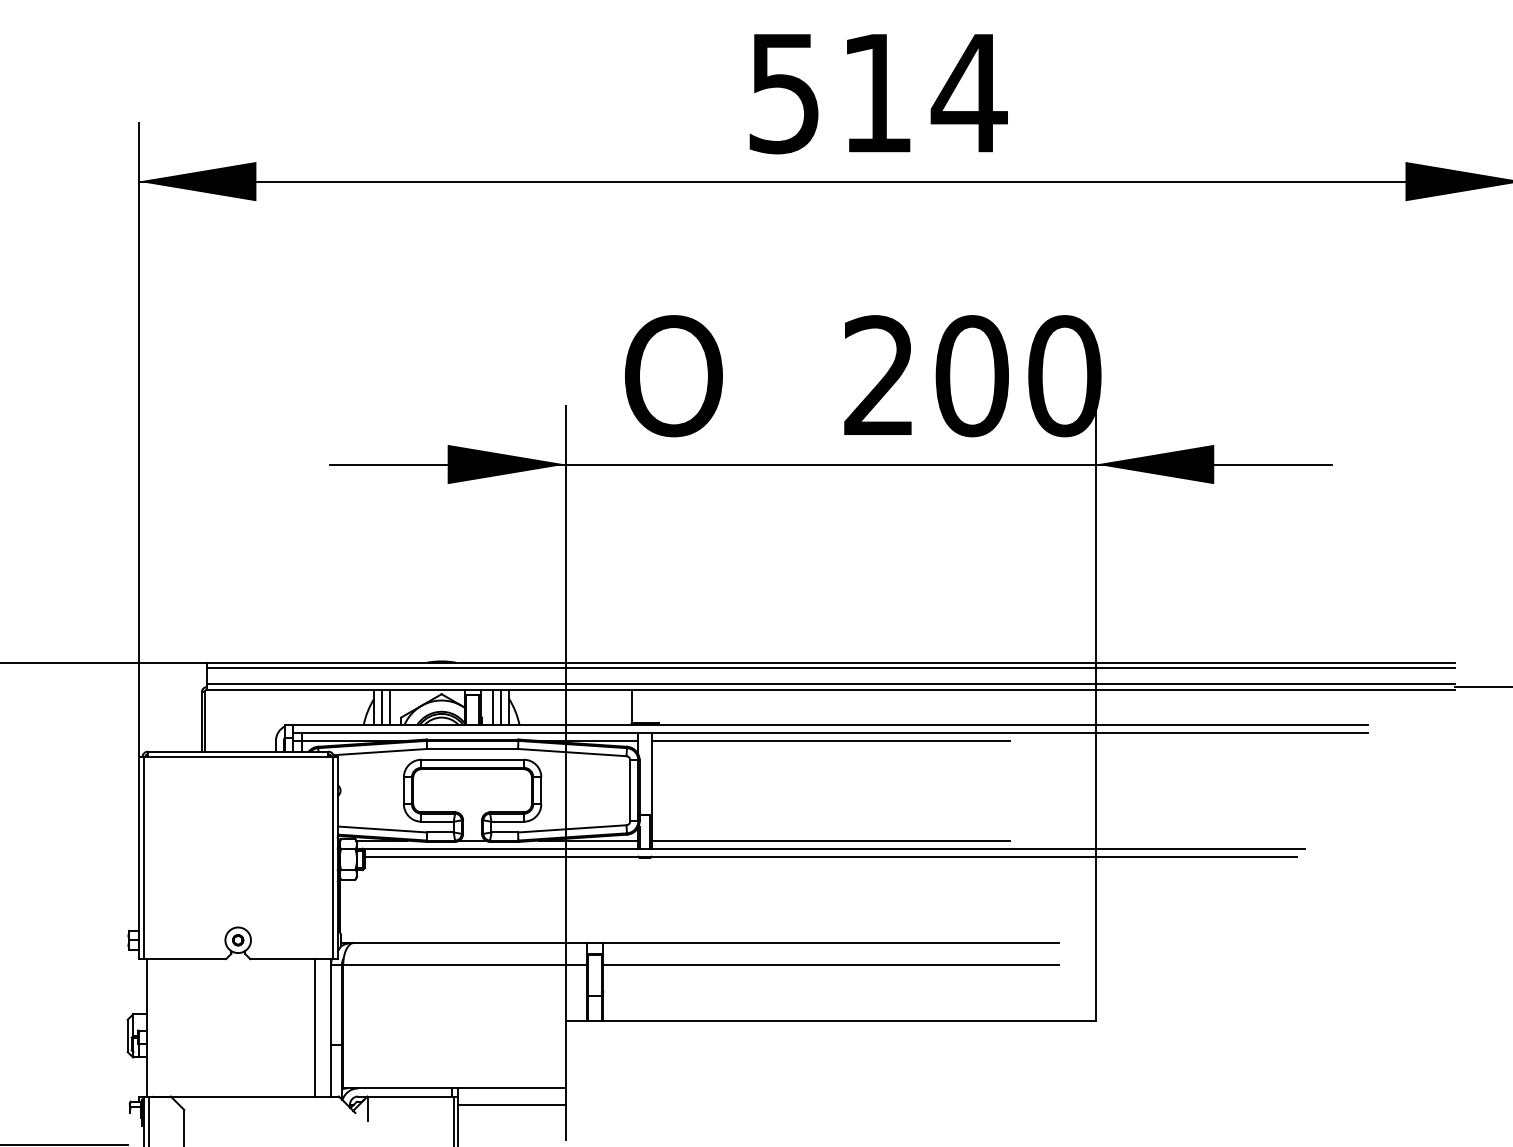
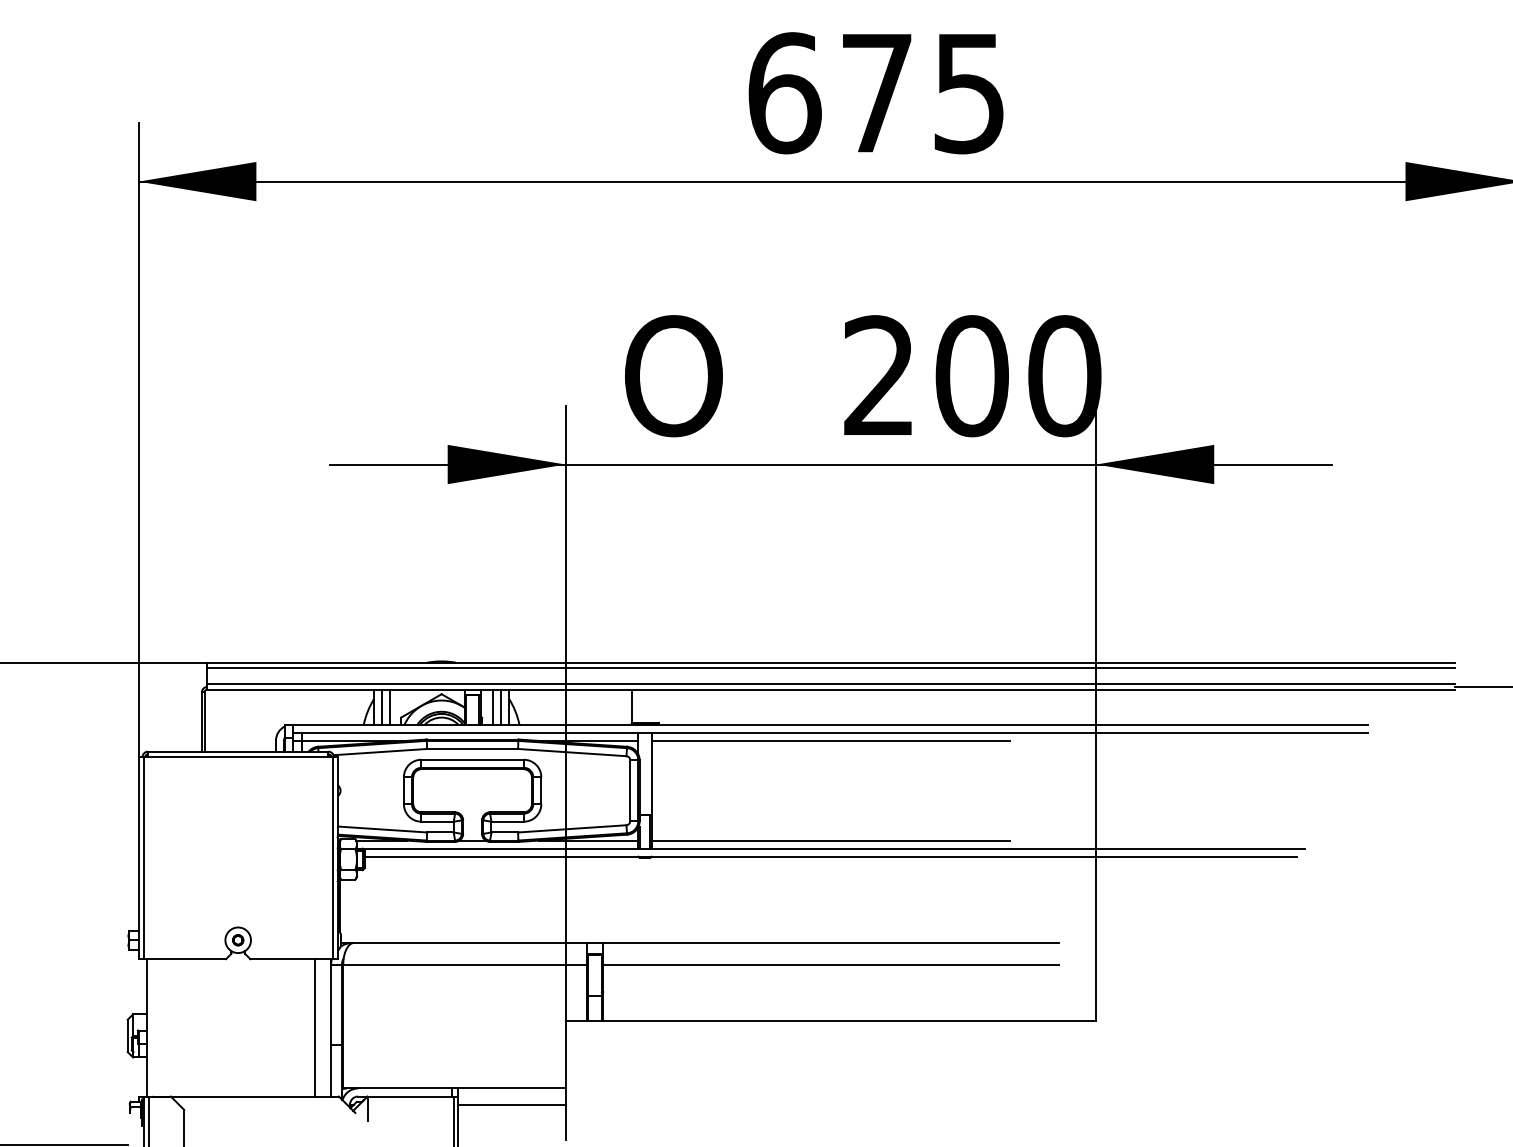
text: 514 -> 675 (877, 93)
